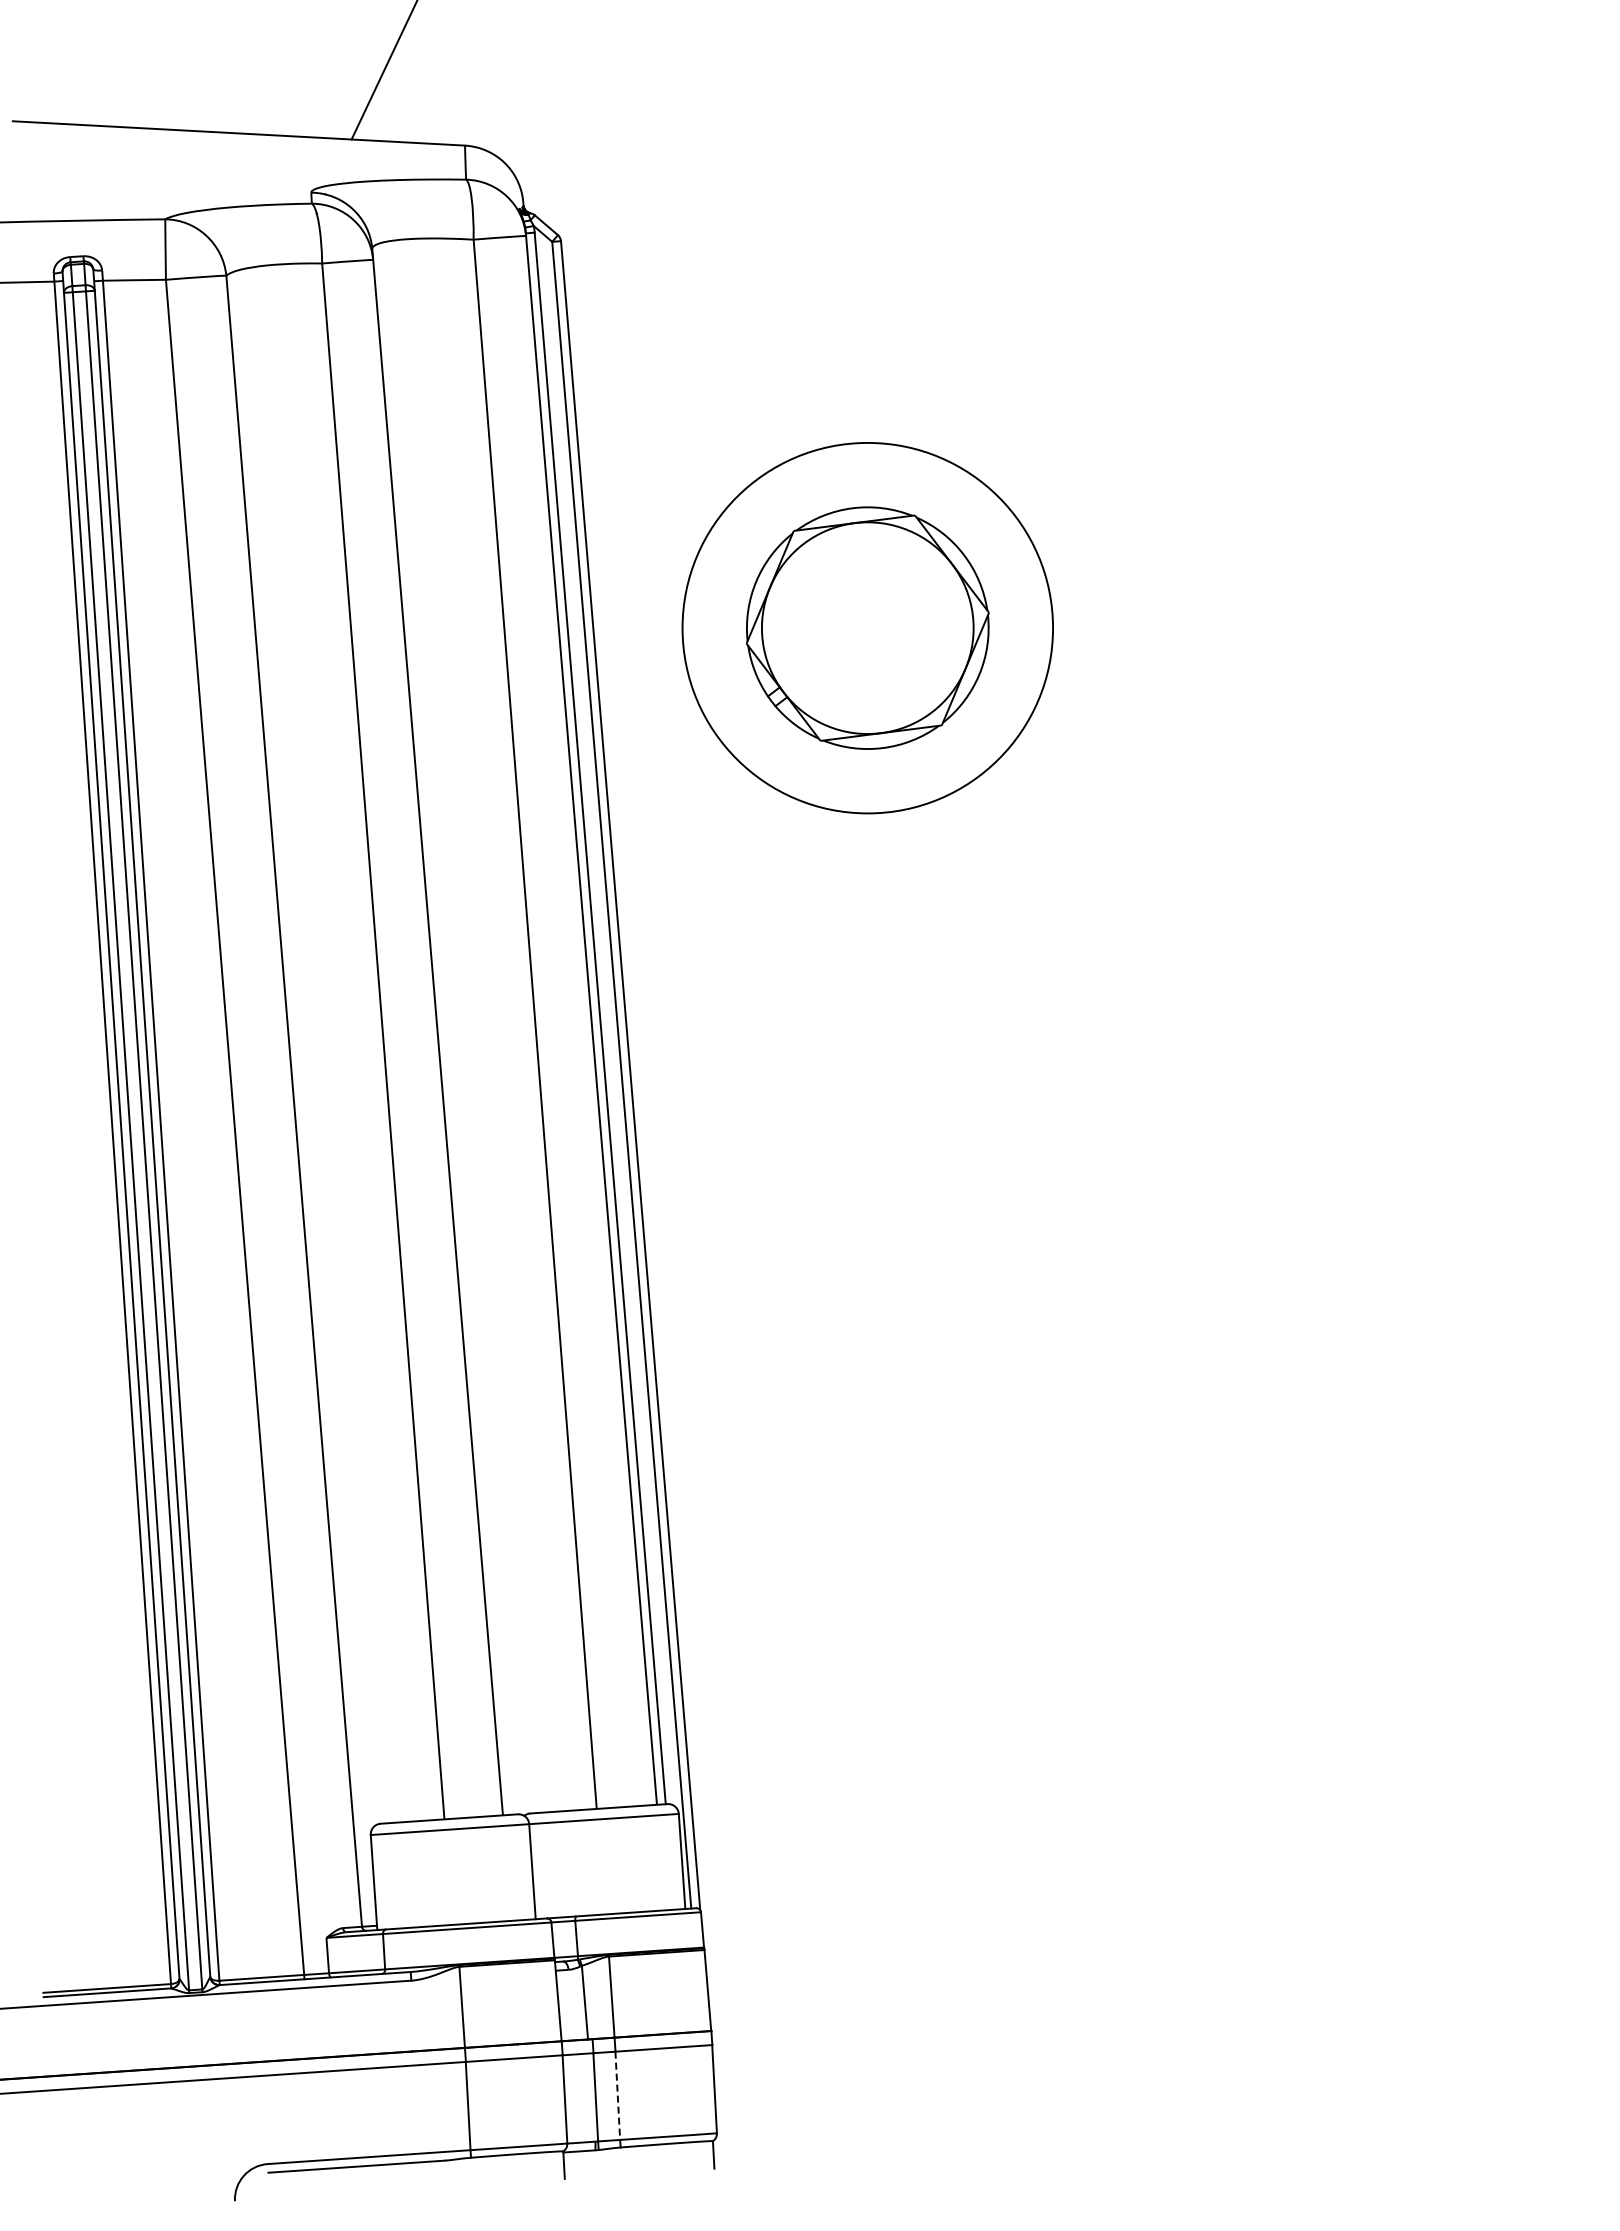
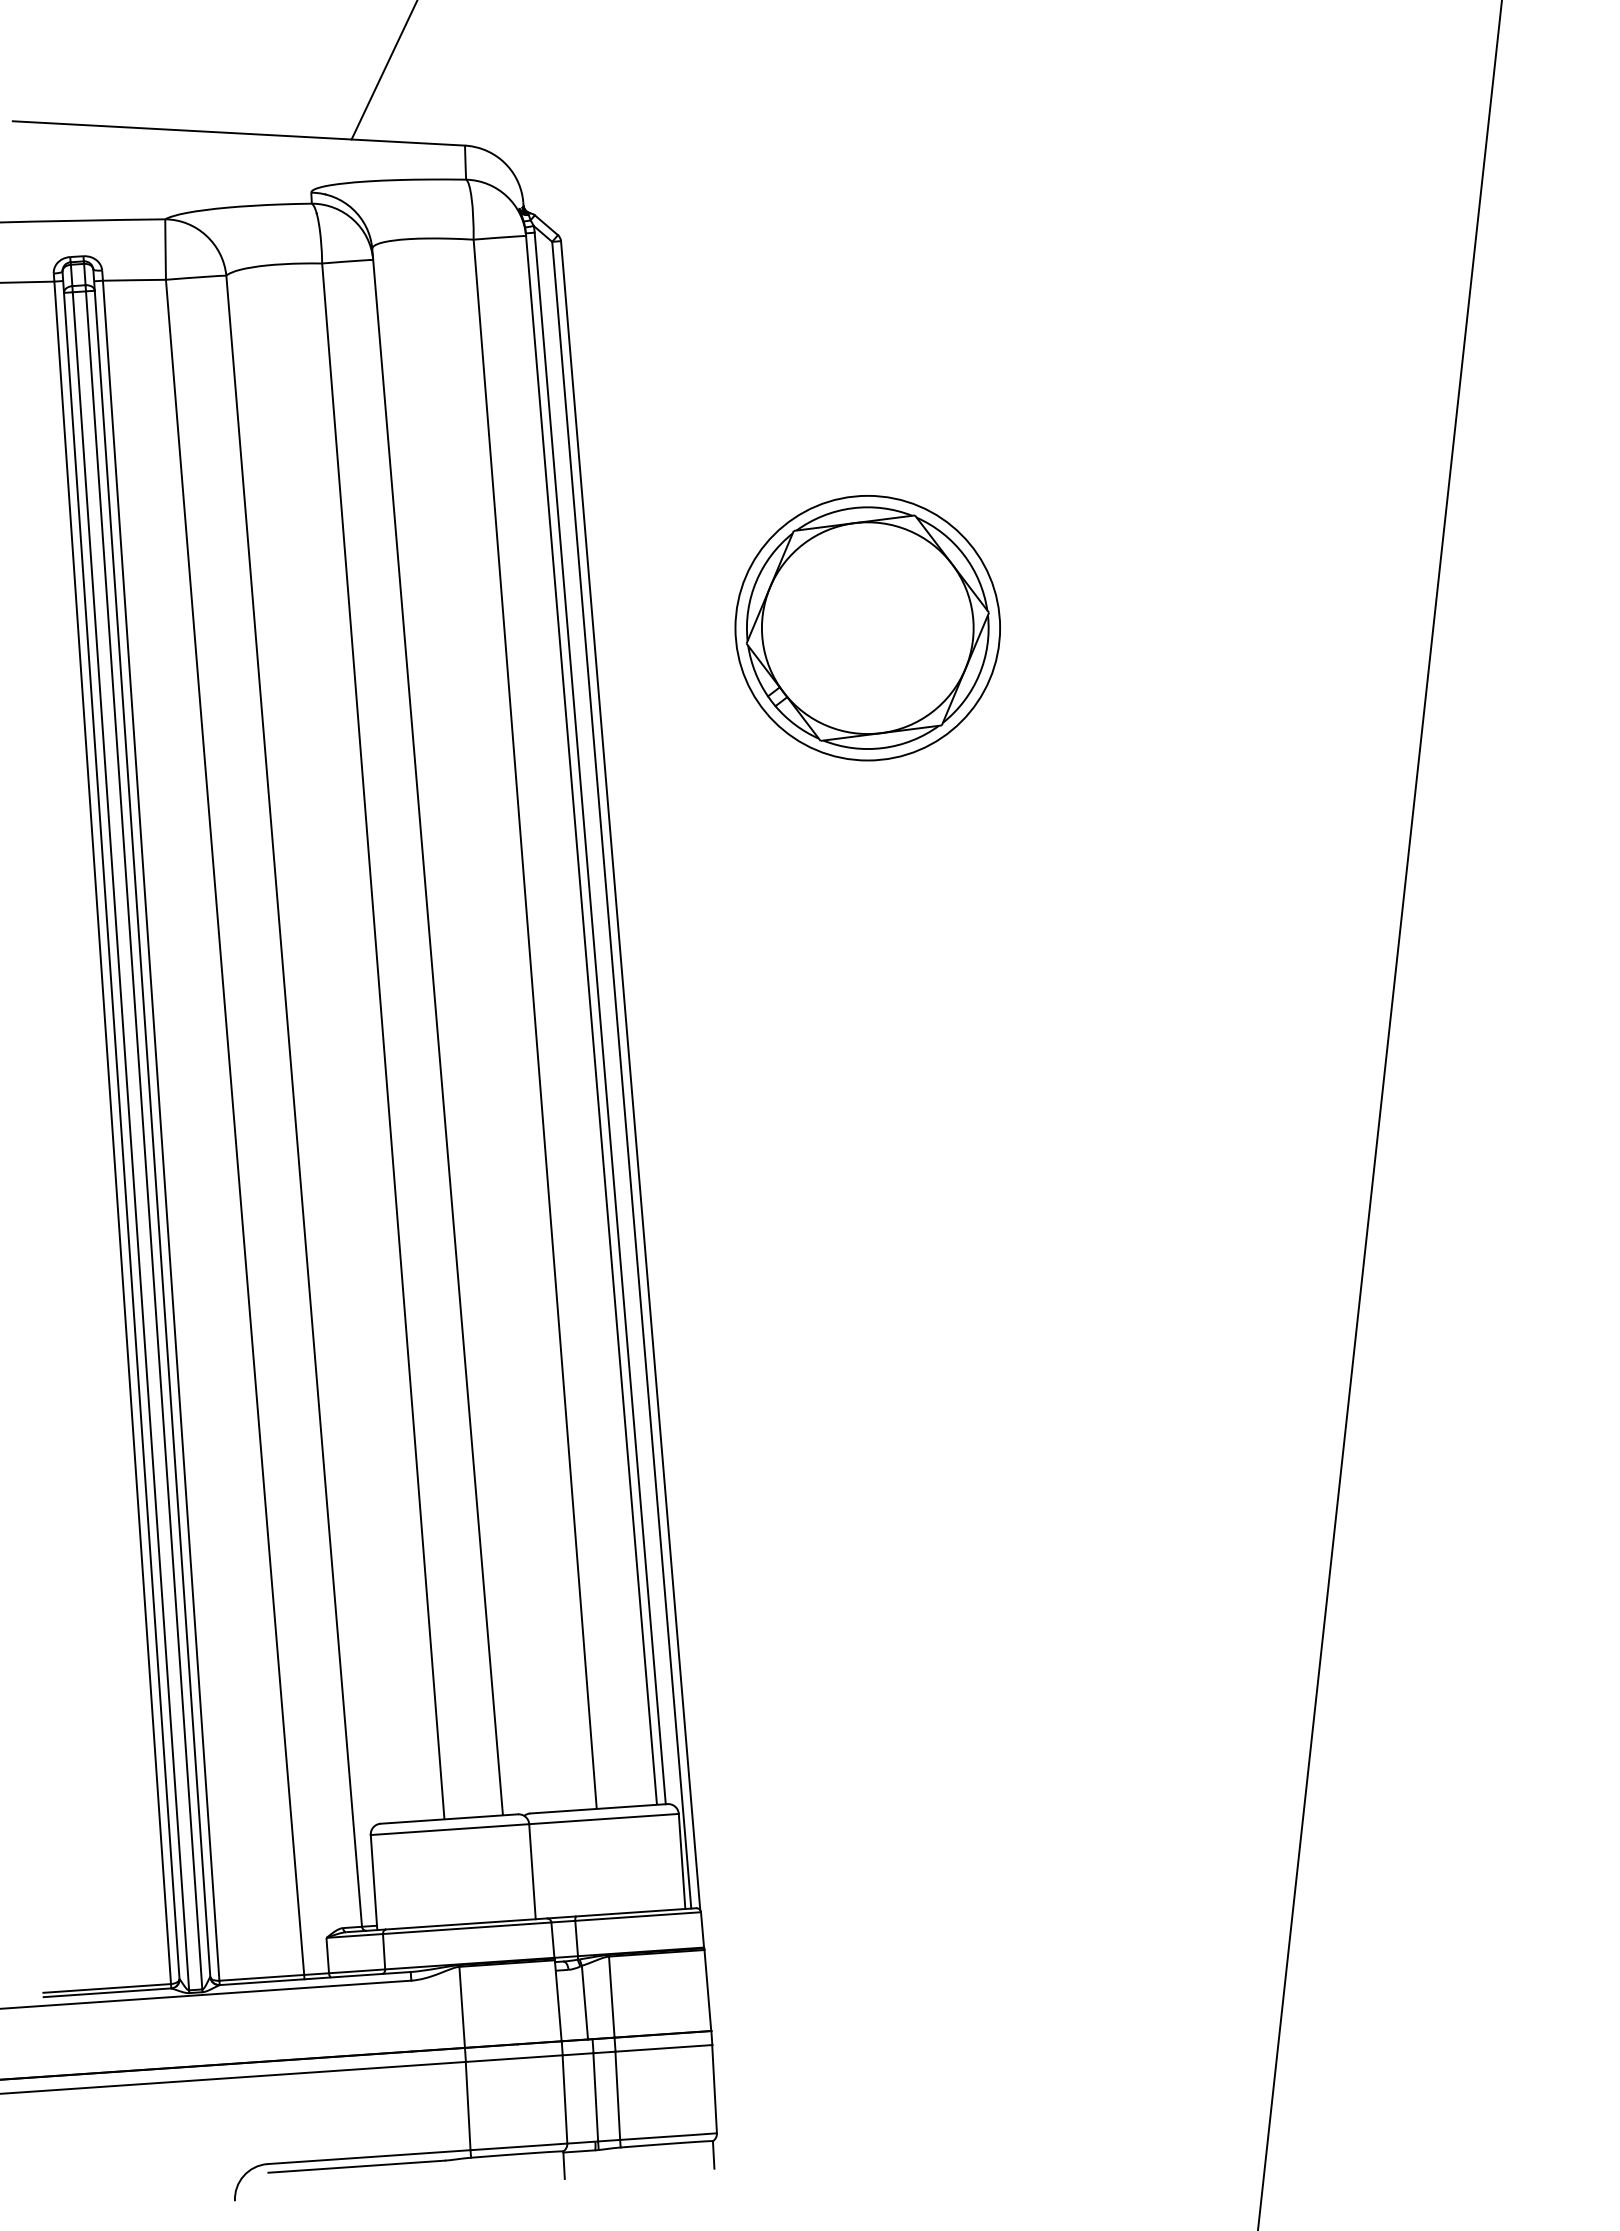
circle diameter: 370 px -> 265 px (867, 627)
line: none -> present (1379, 1114)
line: dashed -> solid (617, 2096)
